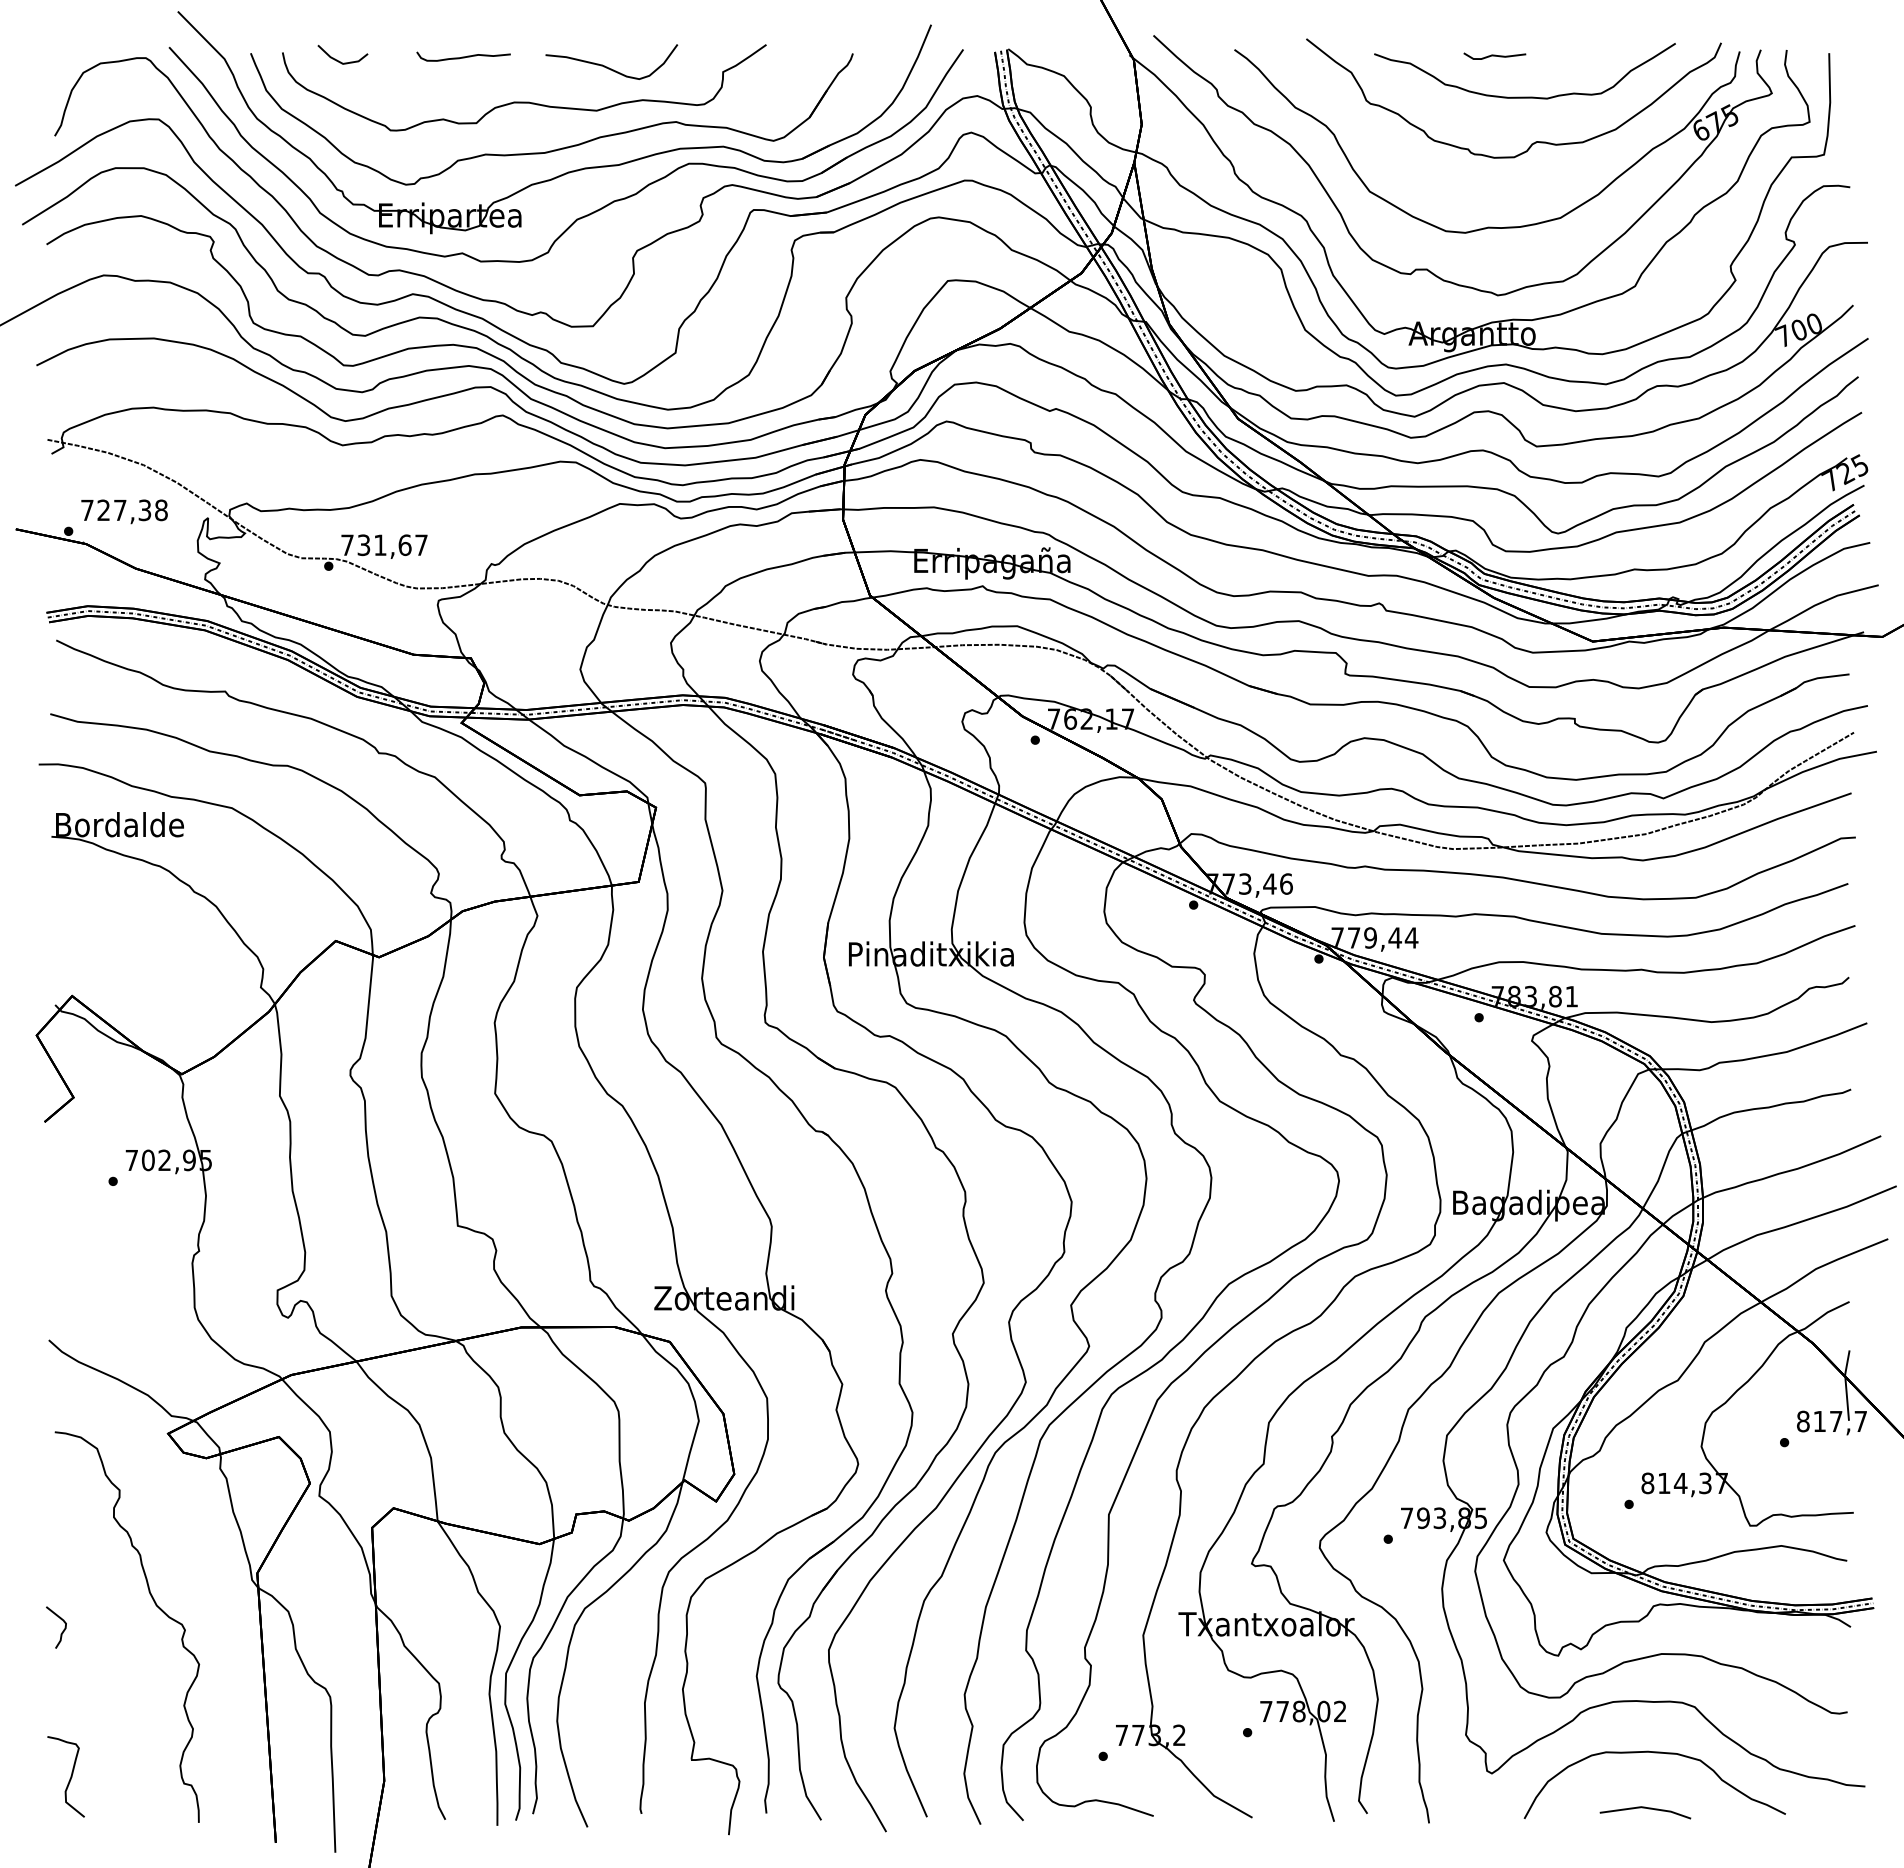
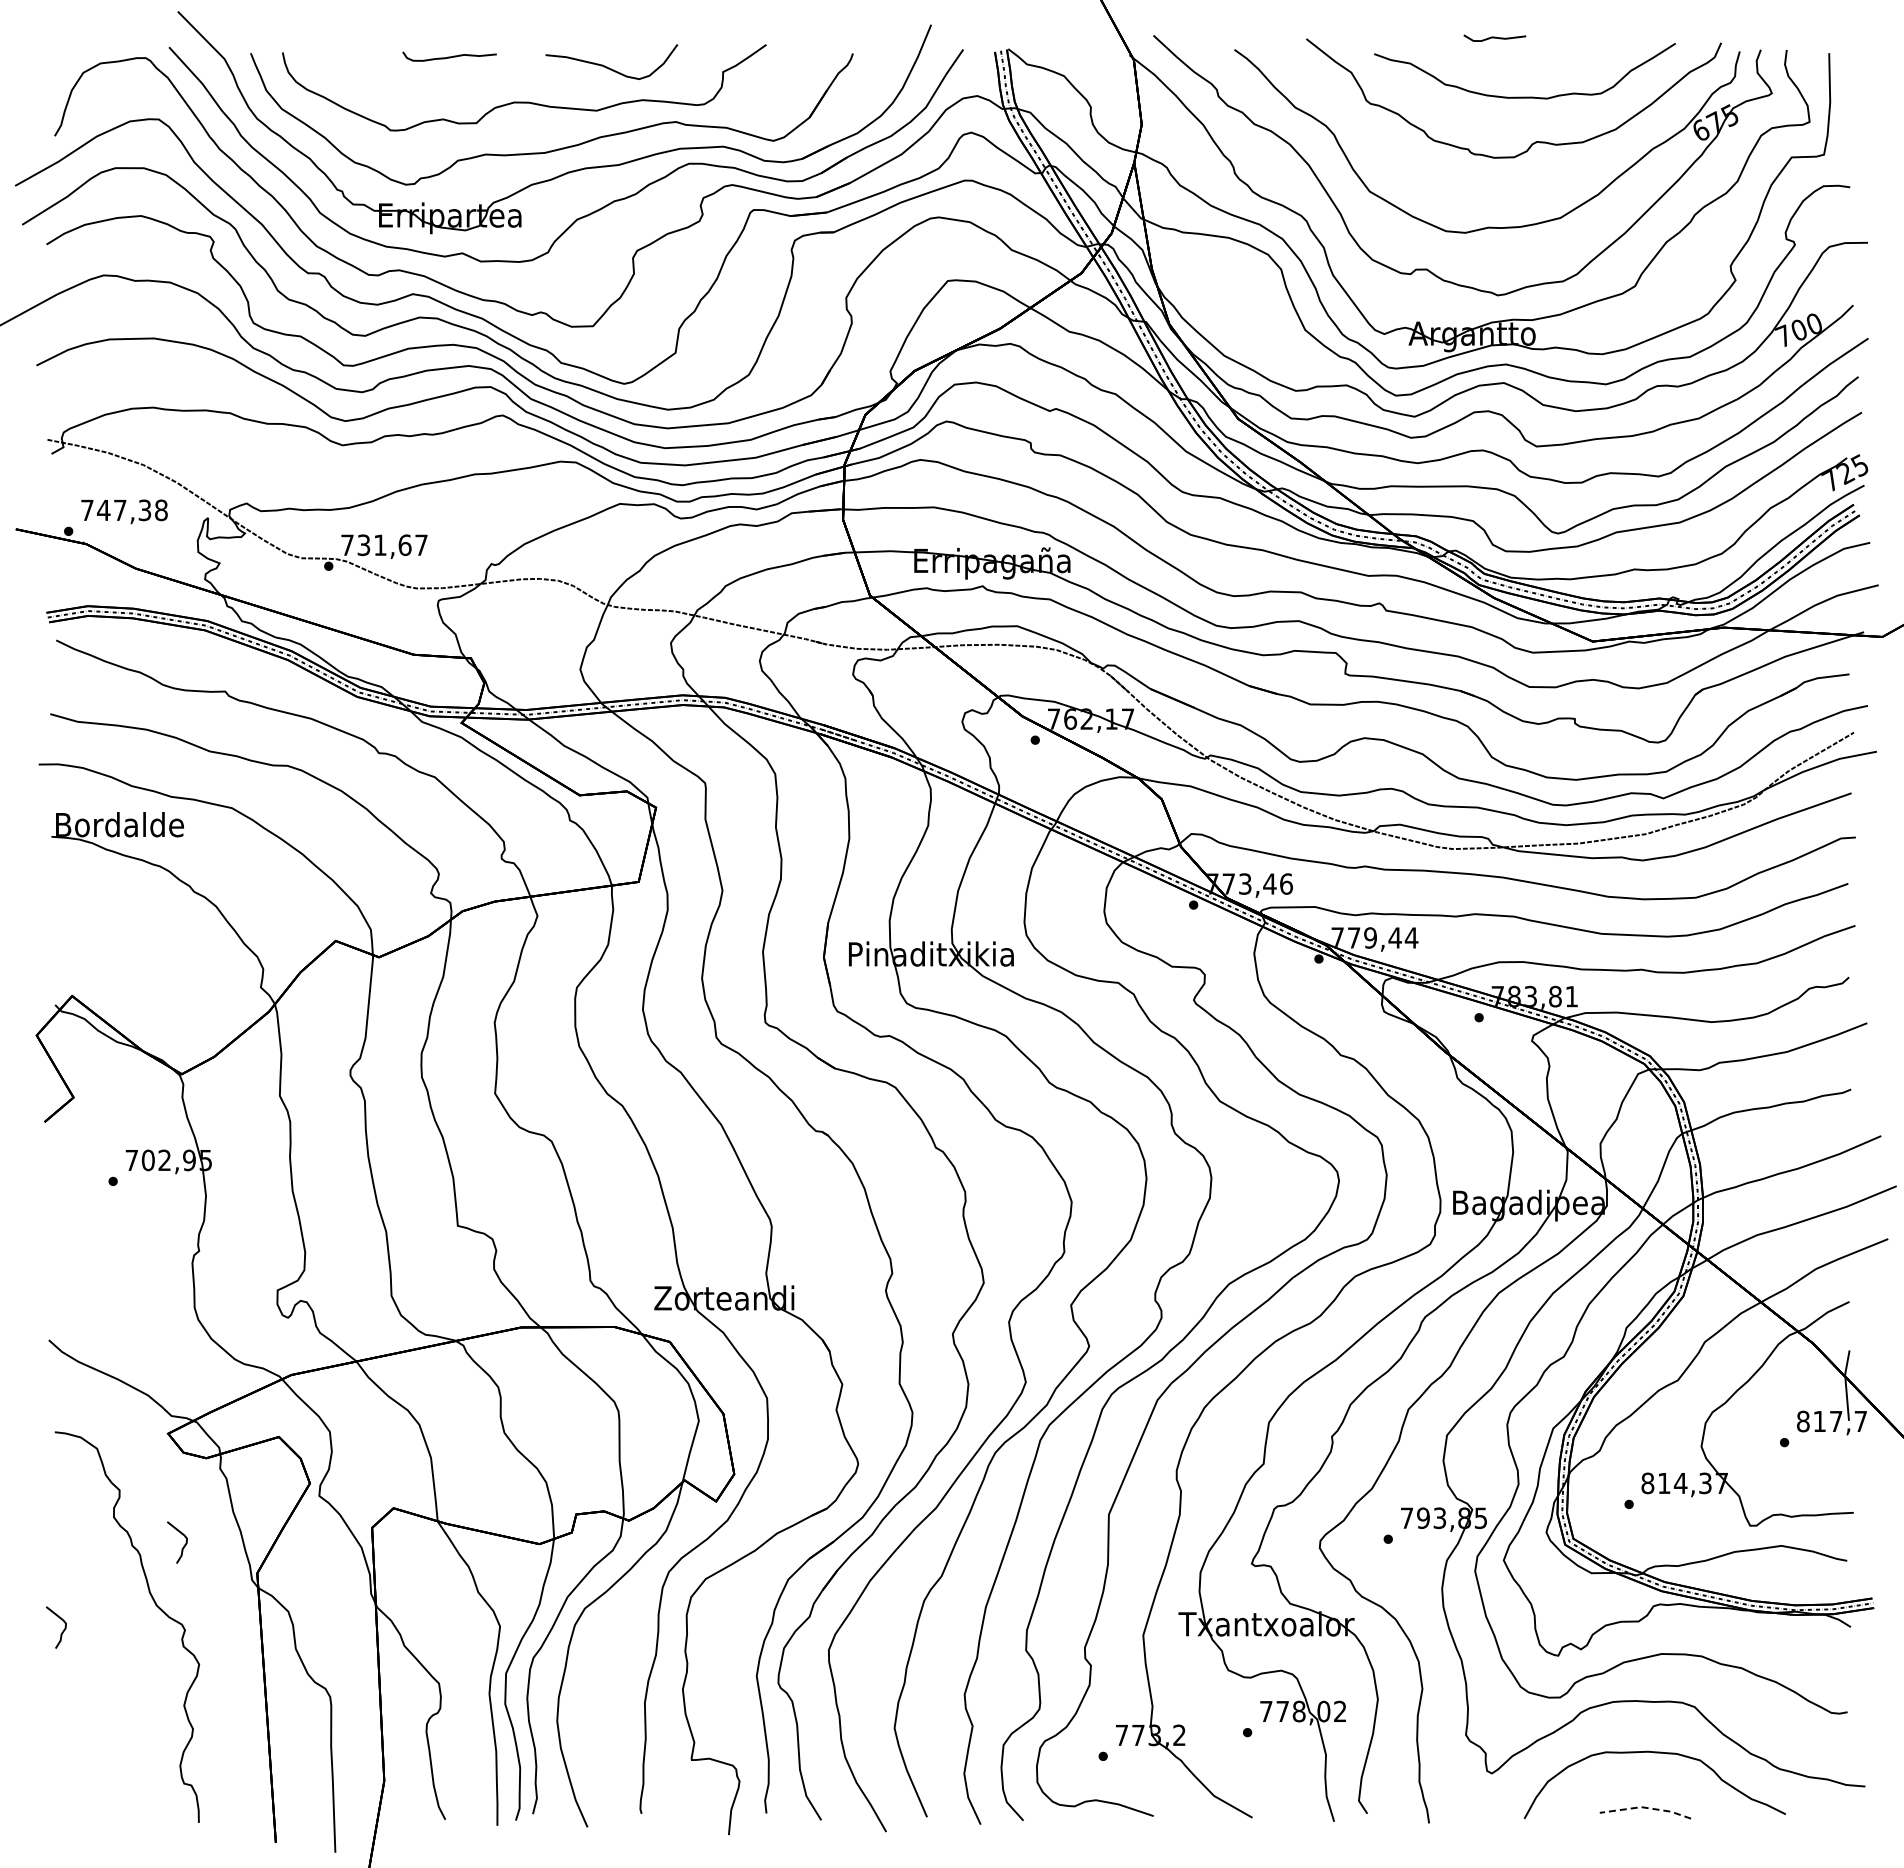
curve position: (1494, 55) -> (1494, 37) (1494, 37)
curve position: (463, 56) -> (449, 56) (449, 56)
line: present -> none (339, 60)
text: 727,38 -> 747,38 (103, 509)
curve: none -> present (182, 1547)
curve: present -> none (69, 1778)
line: solid -> dashed (1646, 1807)
